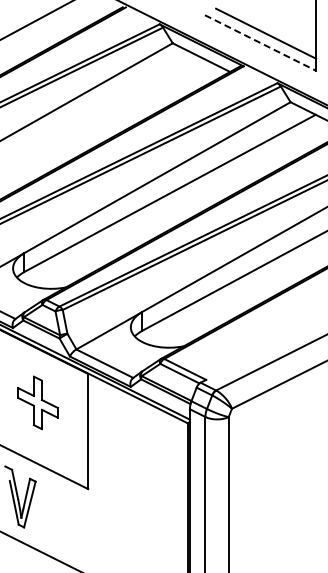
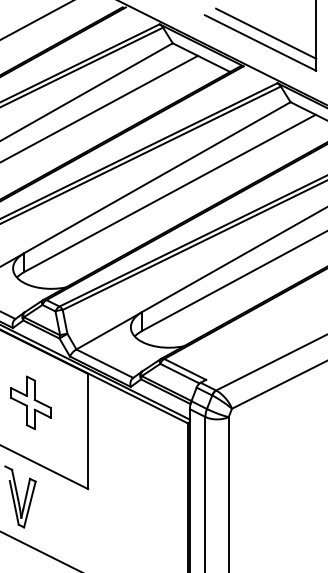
line: dashed -> solid (261, 43)
line: none -> present (99, 108)
part position: (37, 402) -> (30, 402) (30, 402)
